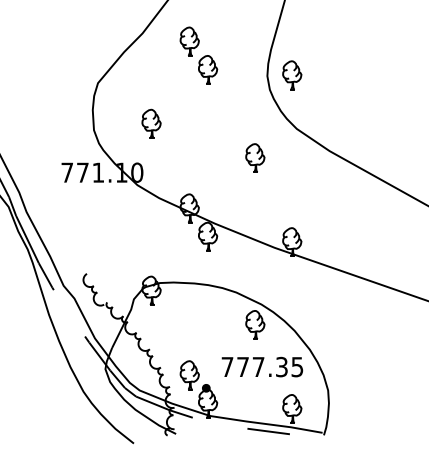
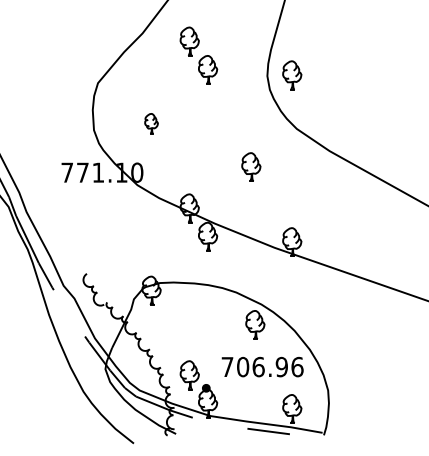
part size: 21x31 px -> 15x22 px (151, 123)
part position: (255, 157) -> (251, 166) (251, 166)
text: 777.35 -> 706.96 (270, 366)
